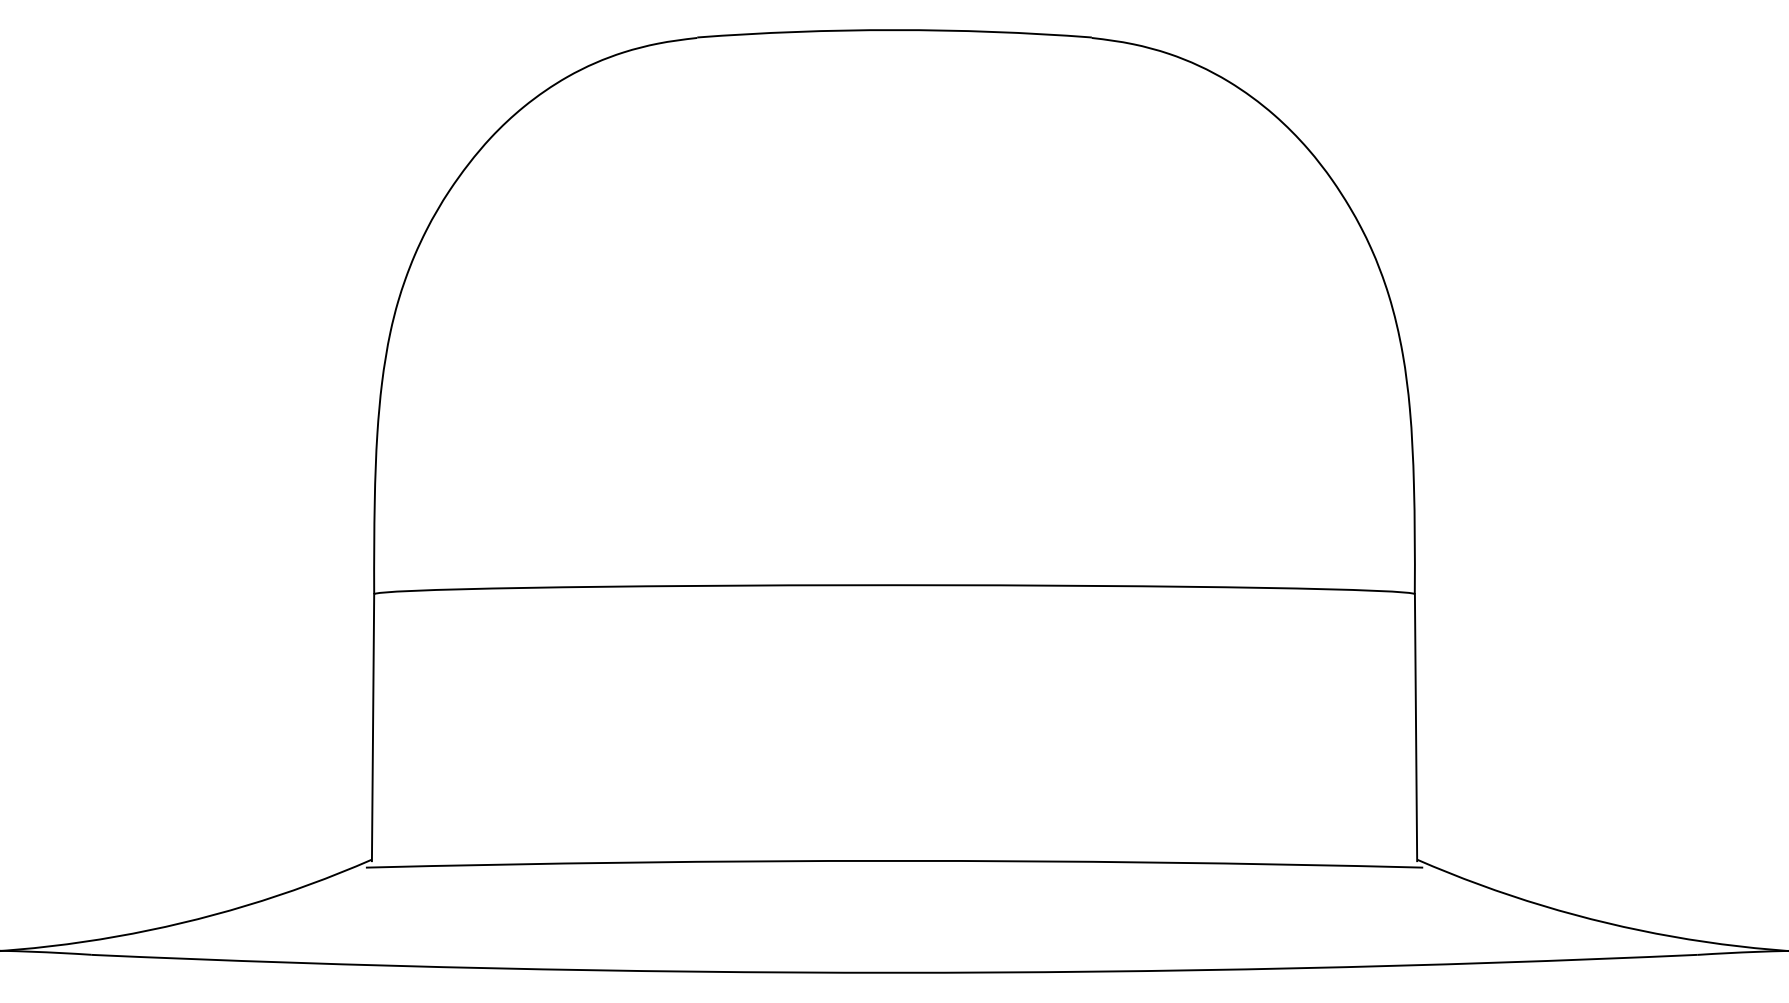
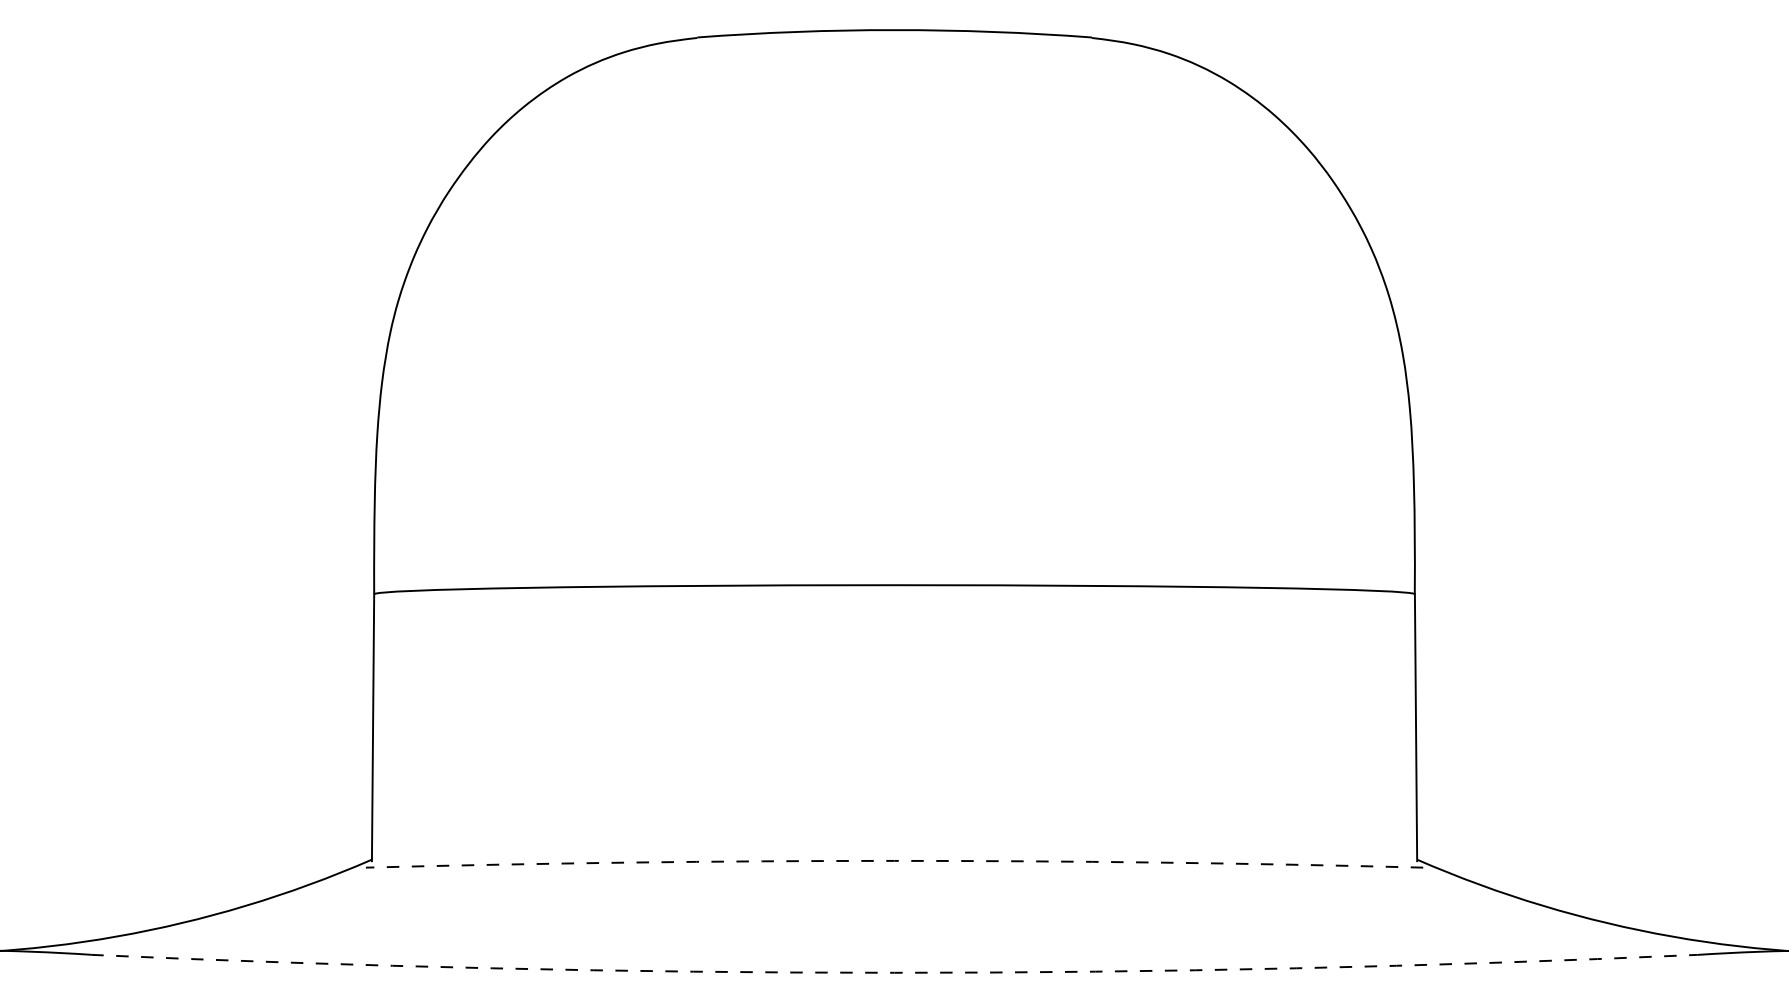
arc: solid -> dashed (894, 860)
arc: solid -> dashed (894, 972)
